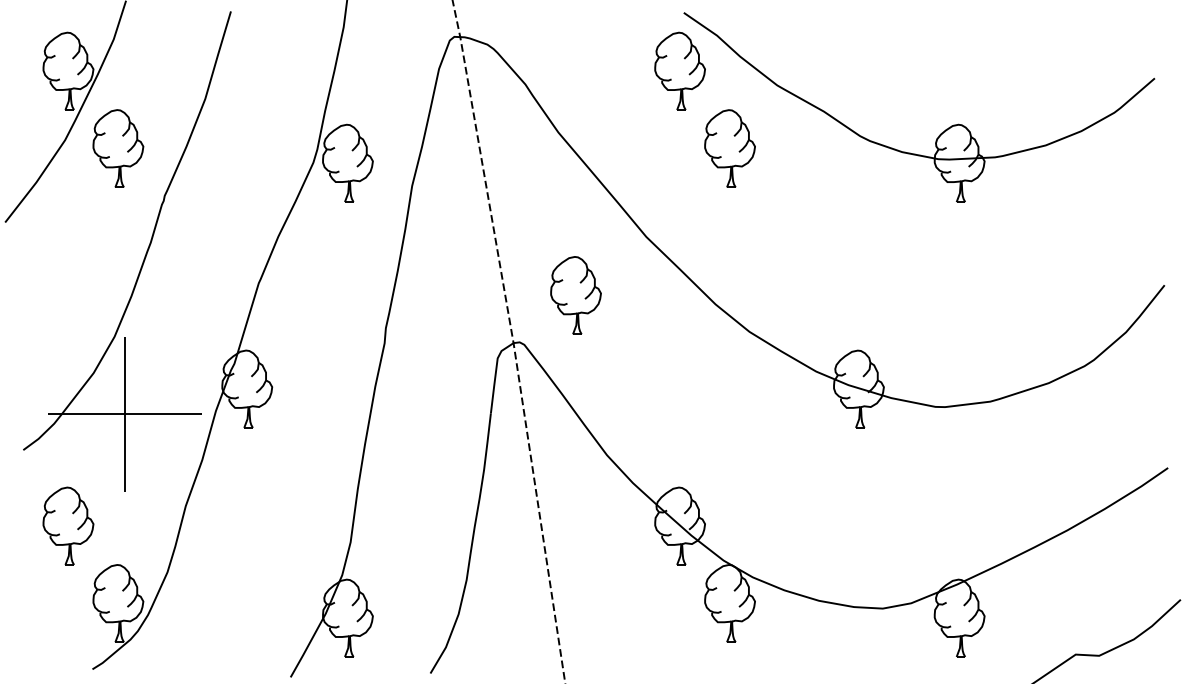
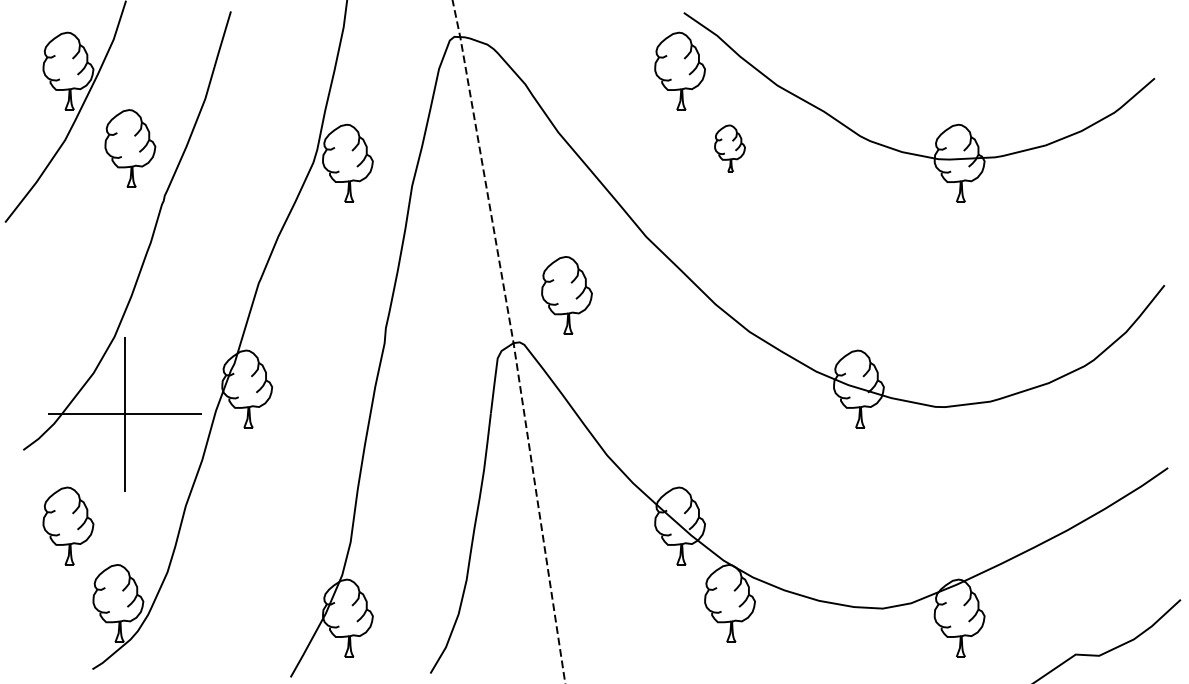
part position: (118, 148) -> (130, 148) (130, 148)
part size: 52x79 px -> 32x49 px (729, 148)
part position: (575, 295) -> (566, 295) (566, 295)
